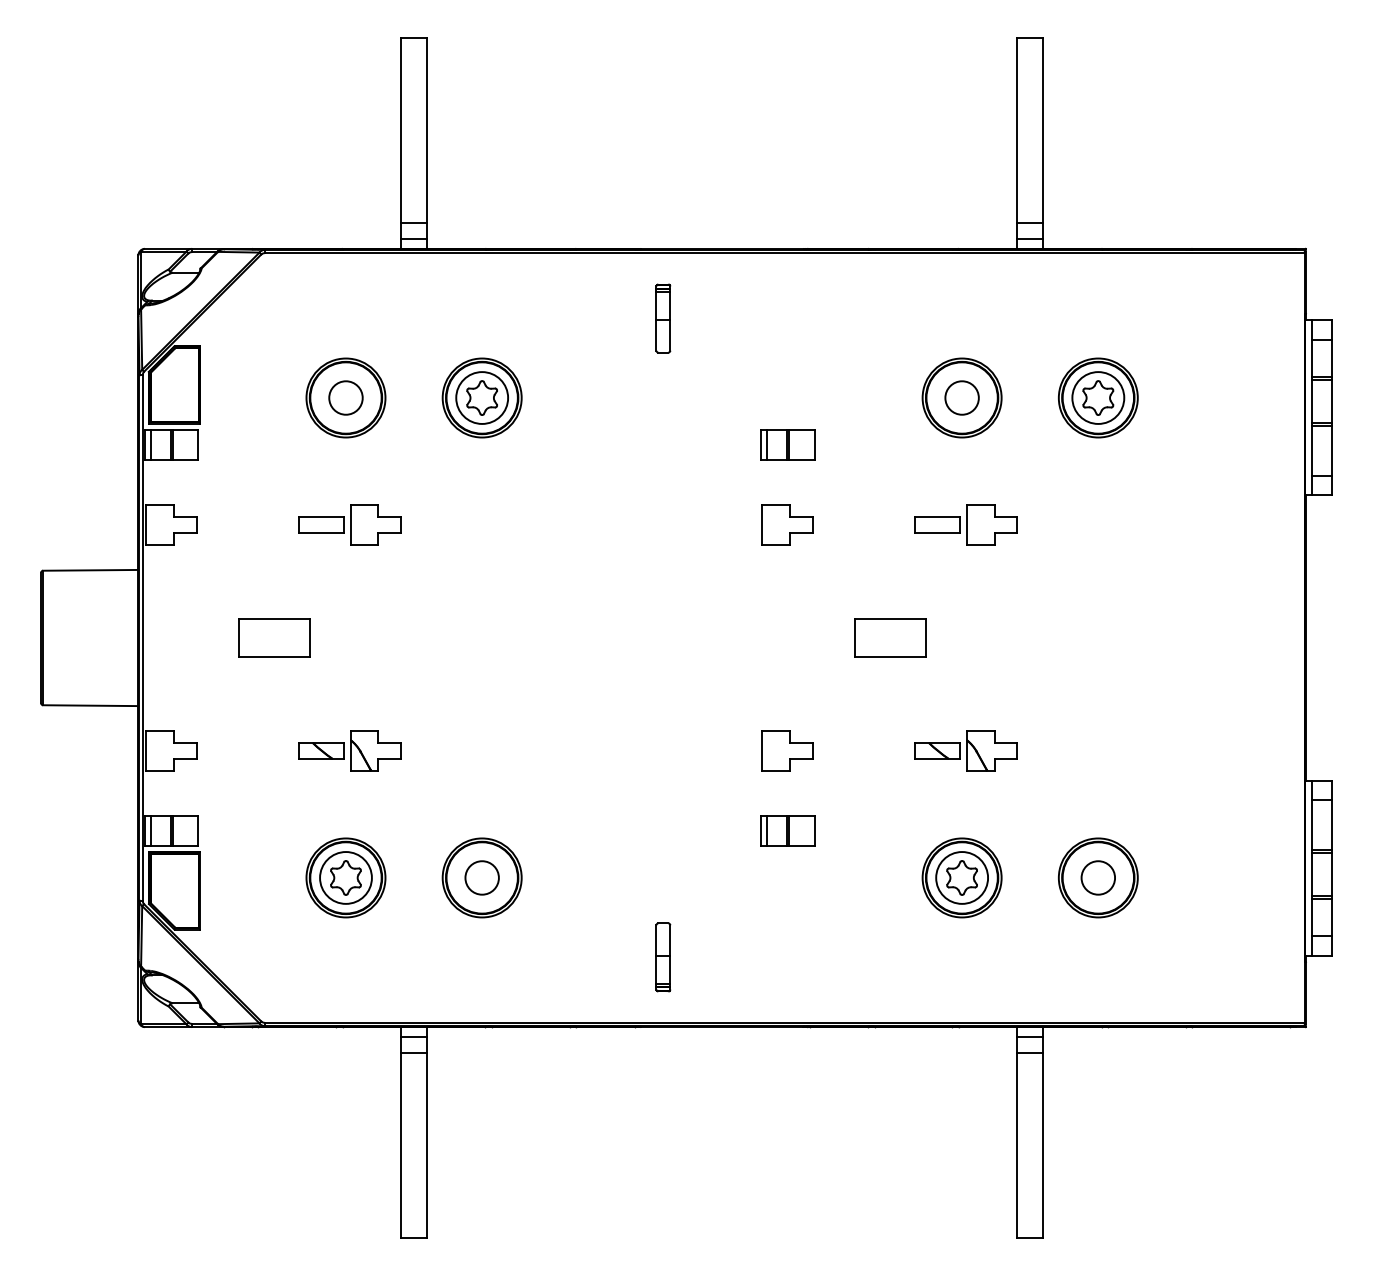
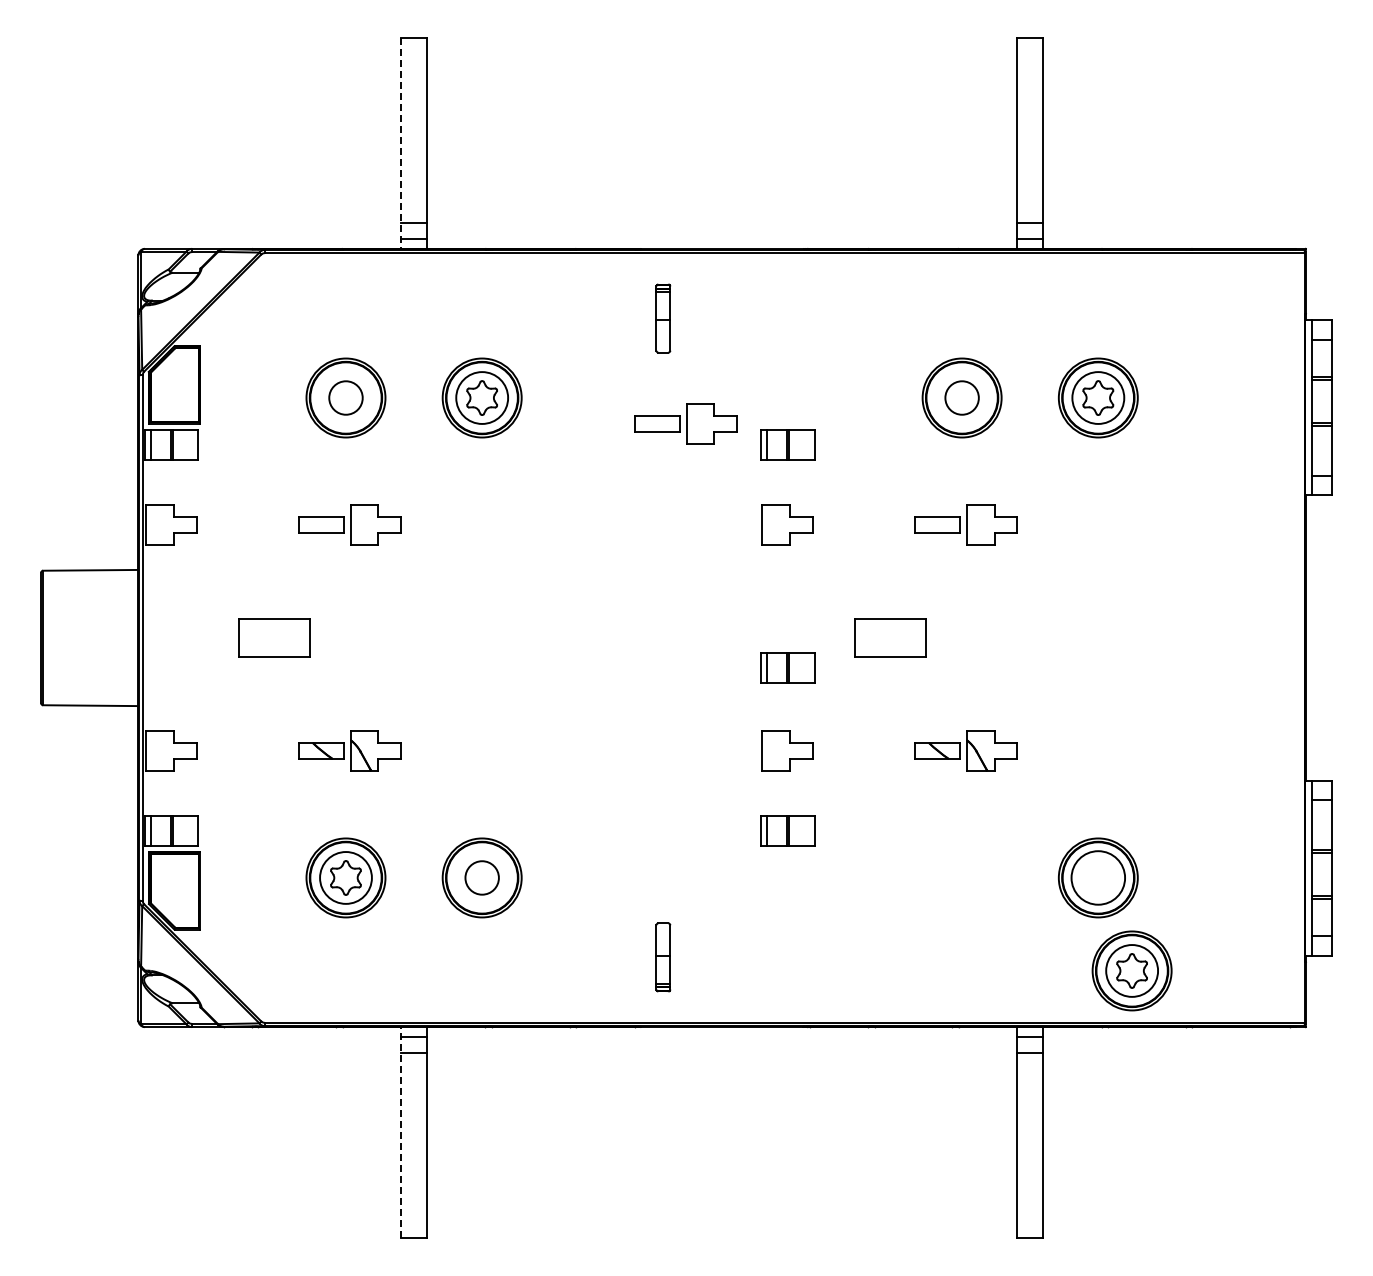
line: solid -> dashed (401, 143)
part: none -> present (685, 423)
part: none -> present (787, 667)
part position: (961, 877) -> (1131, 970) (1131, 970)
circle diameter: 33 px -> 54 px (1098, 877)
line: solid -> dashed (401, 1132)
